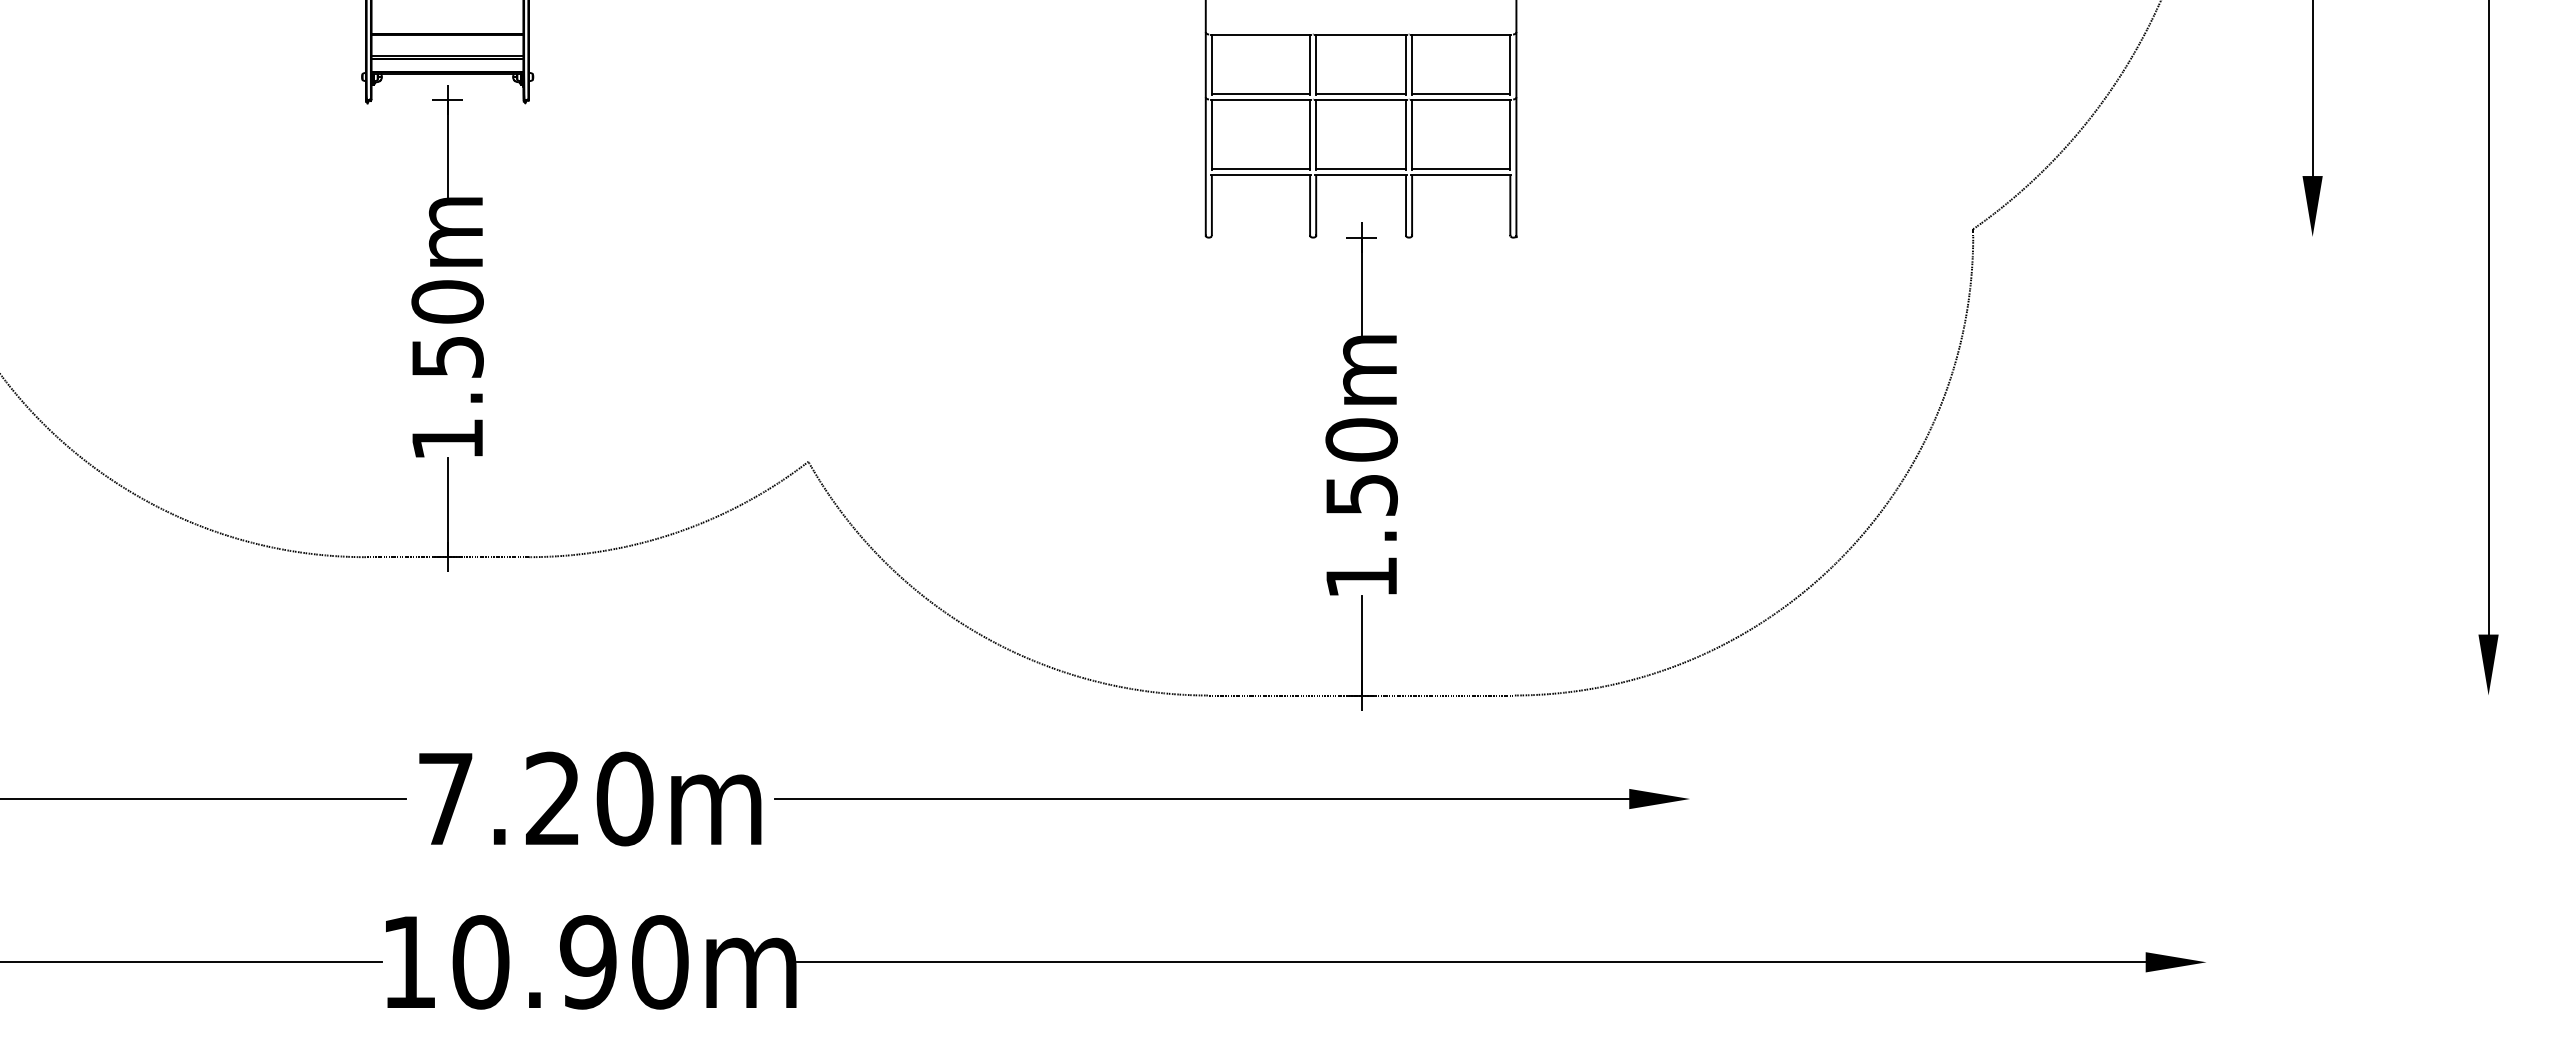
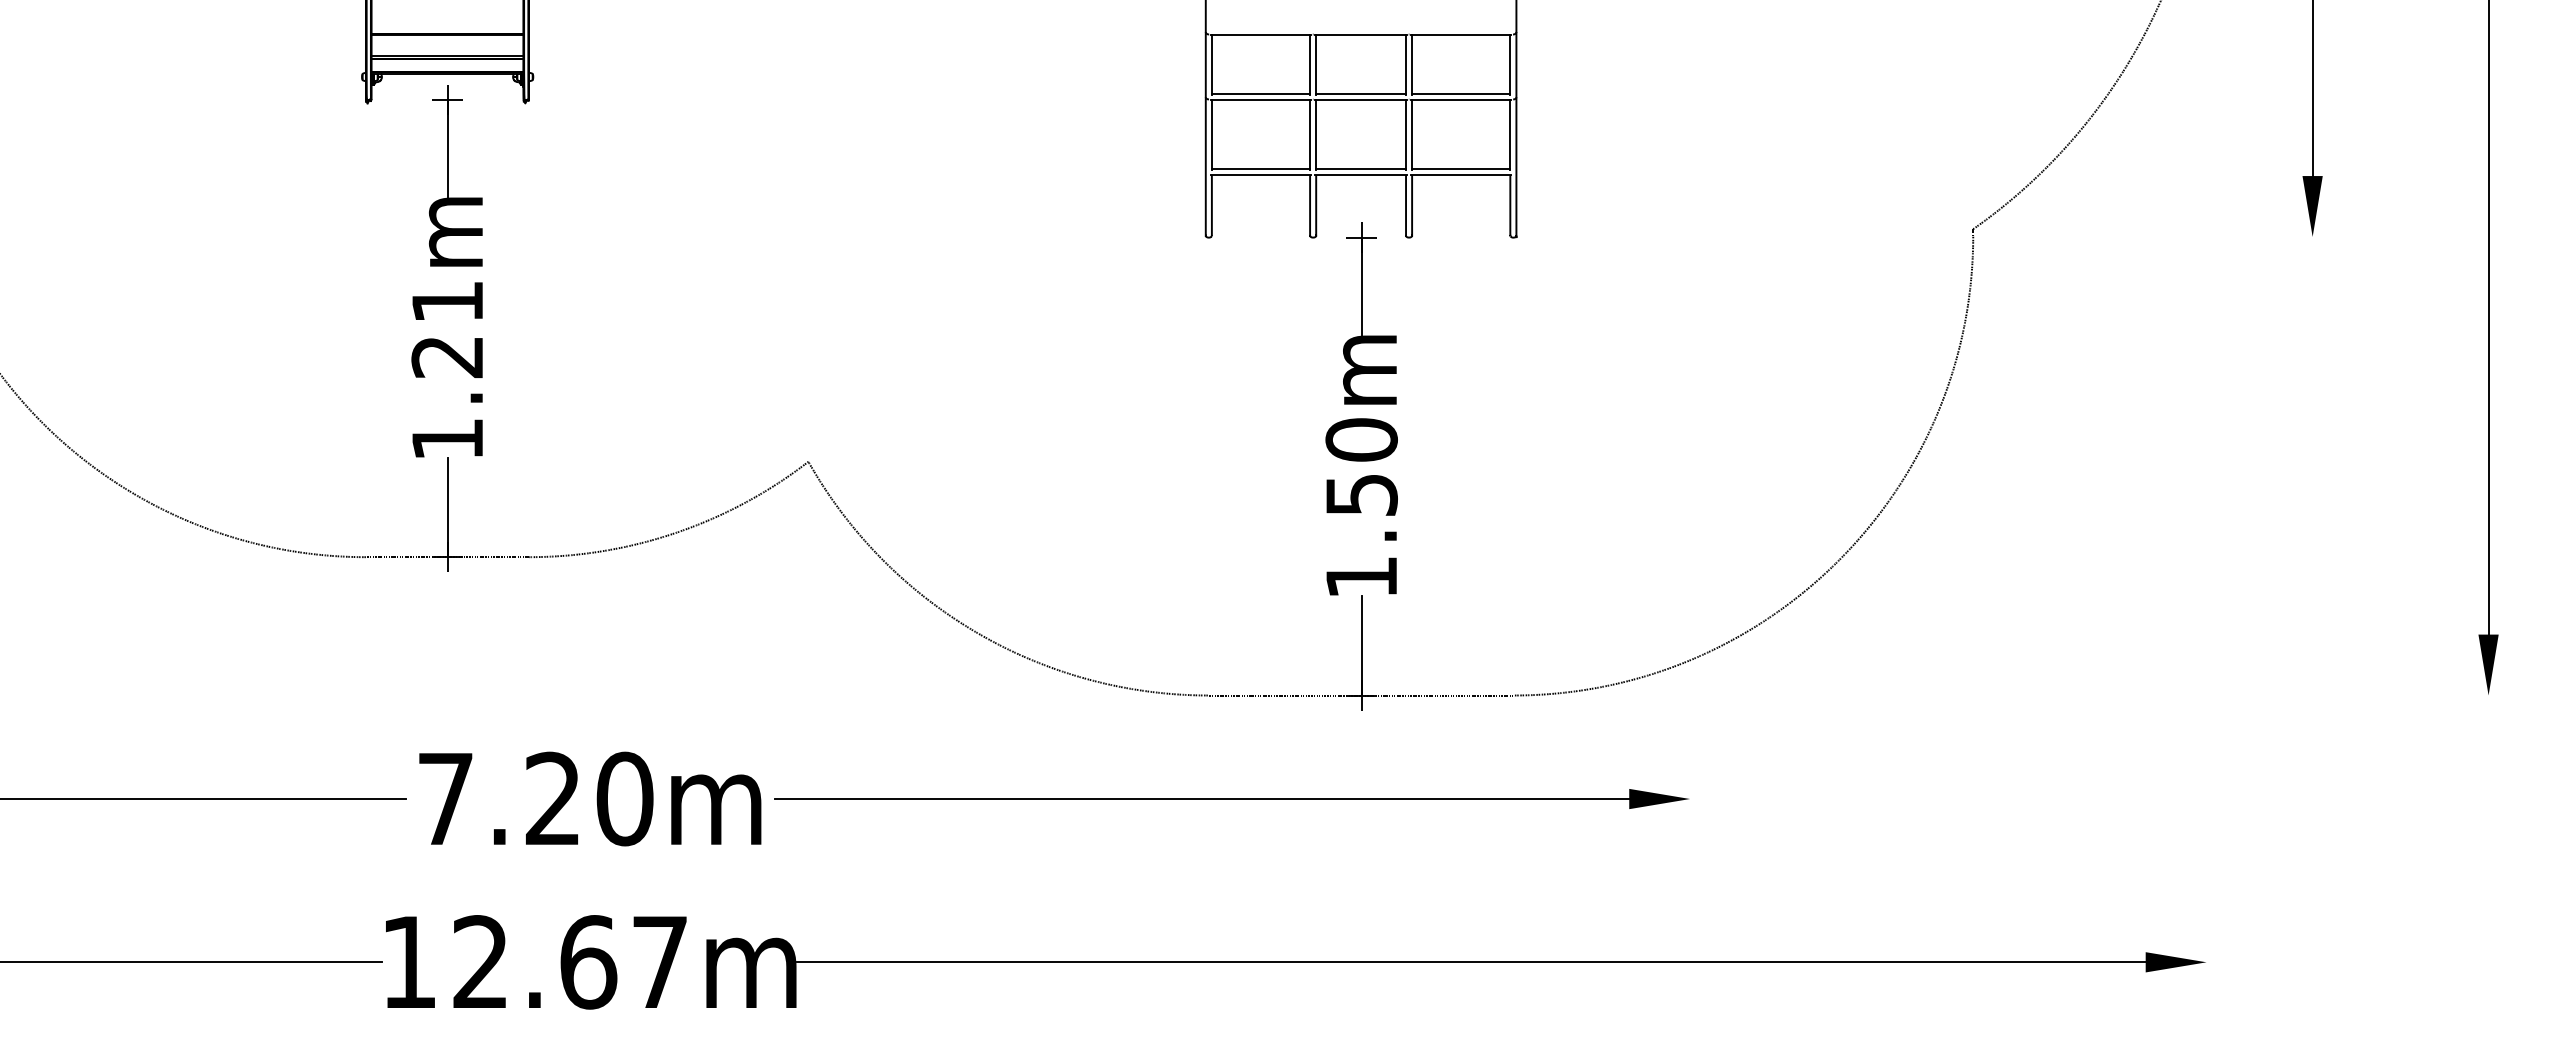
text: 1.50m -> 1.21m (447, 329)
text: 10.90m -> 12.67m (570, 962)
